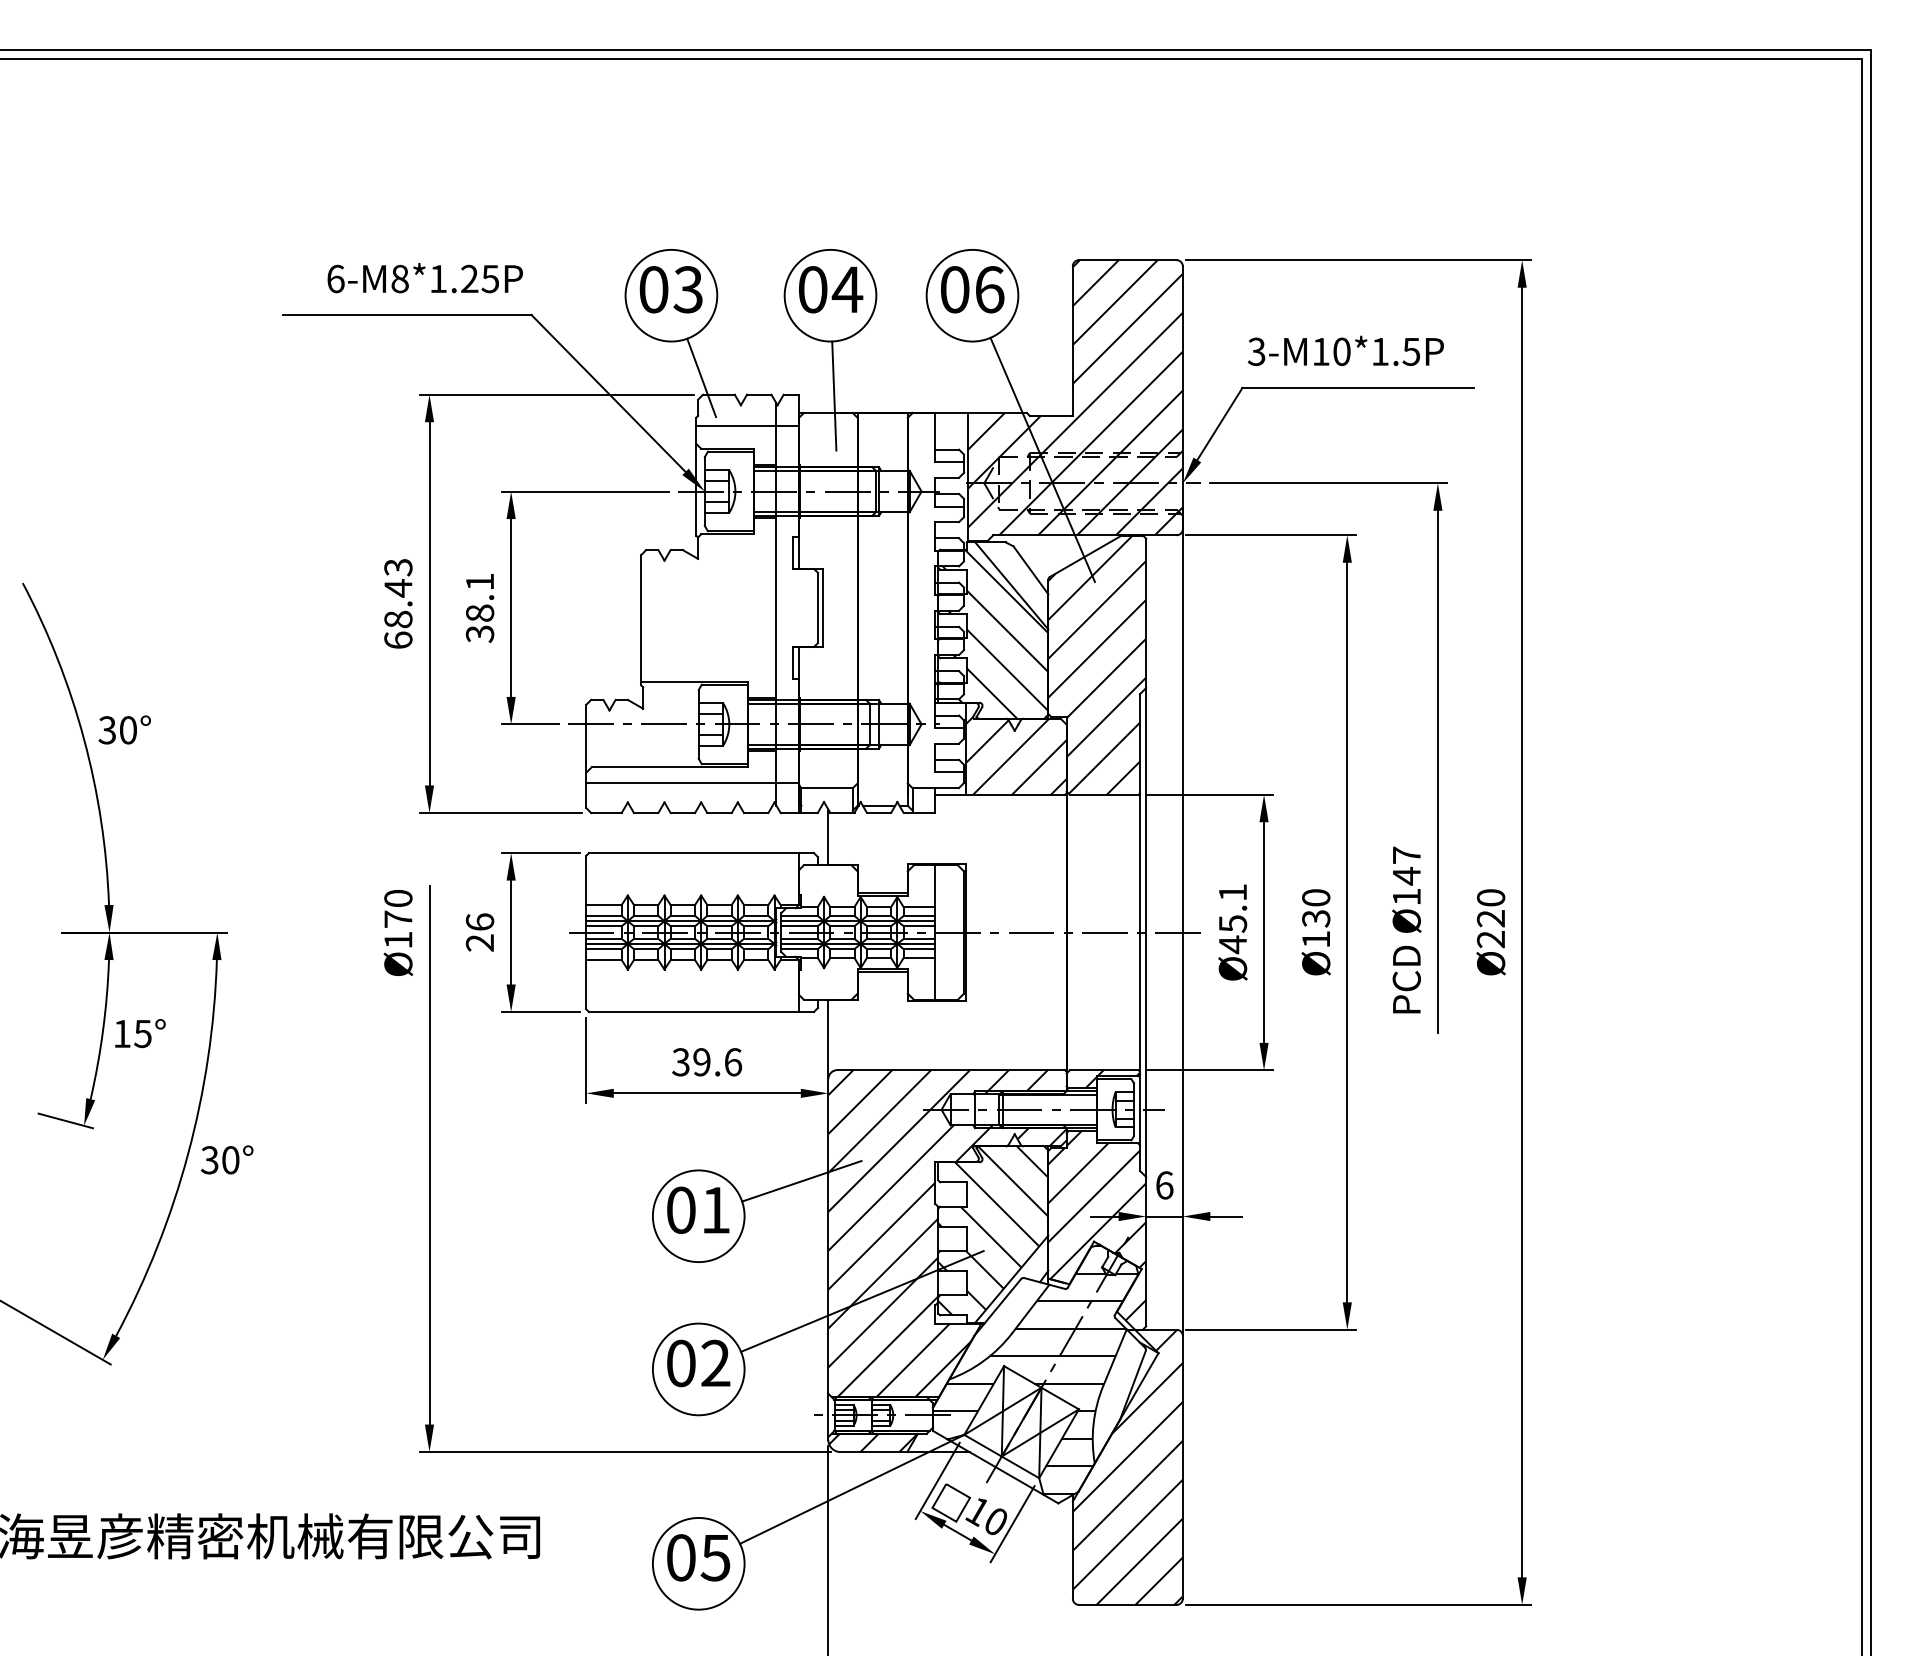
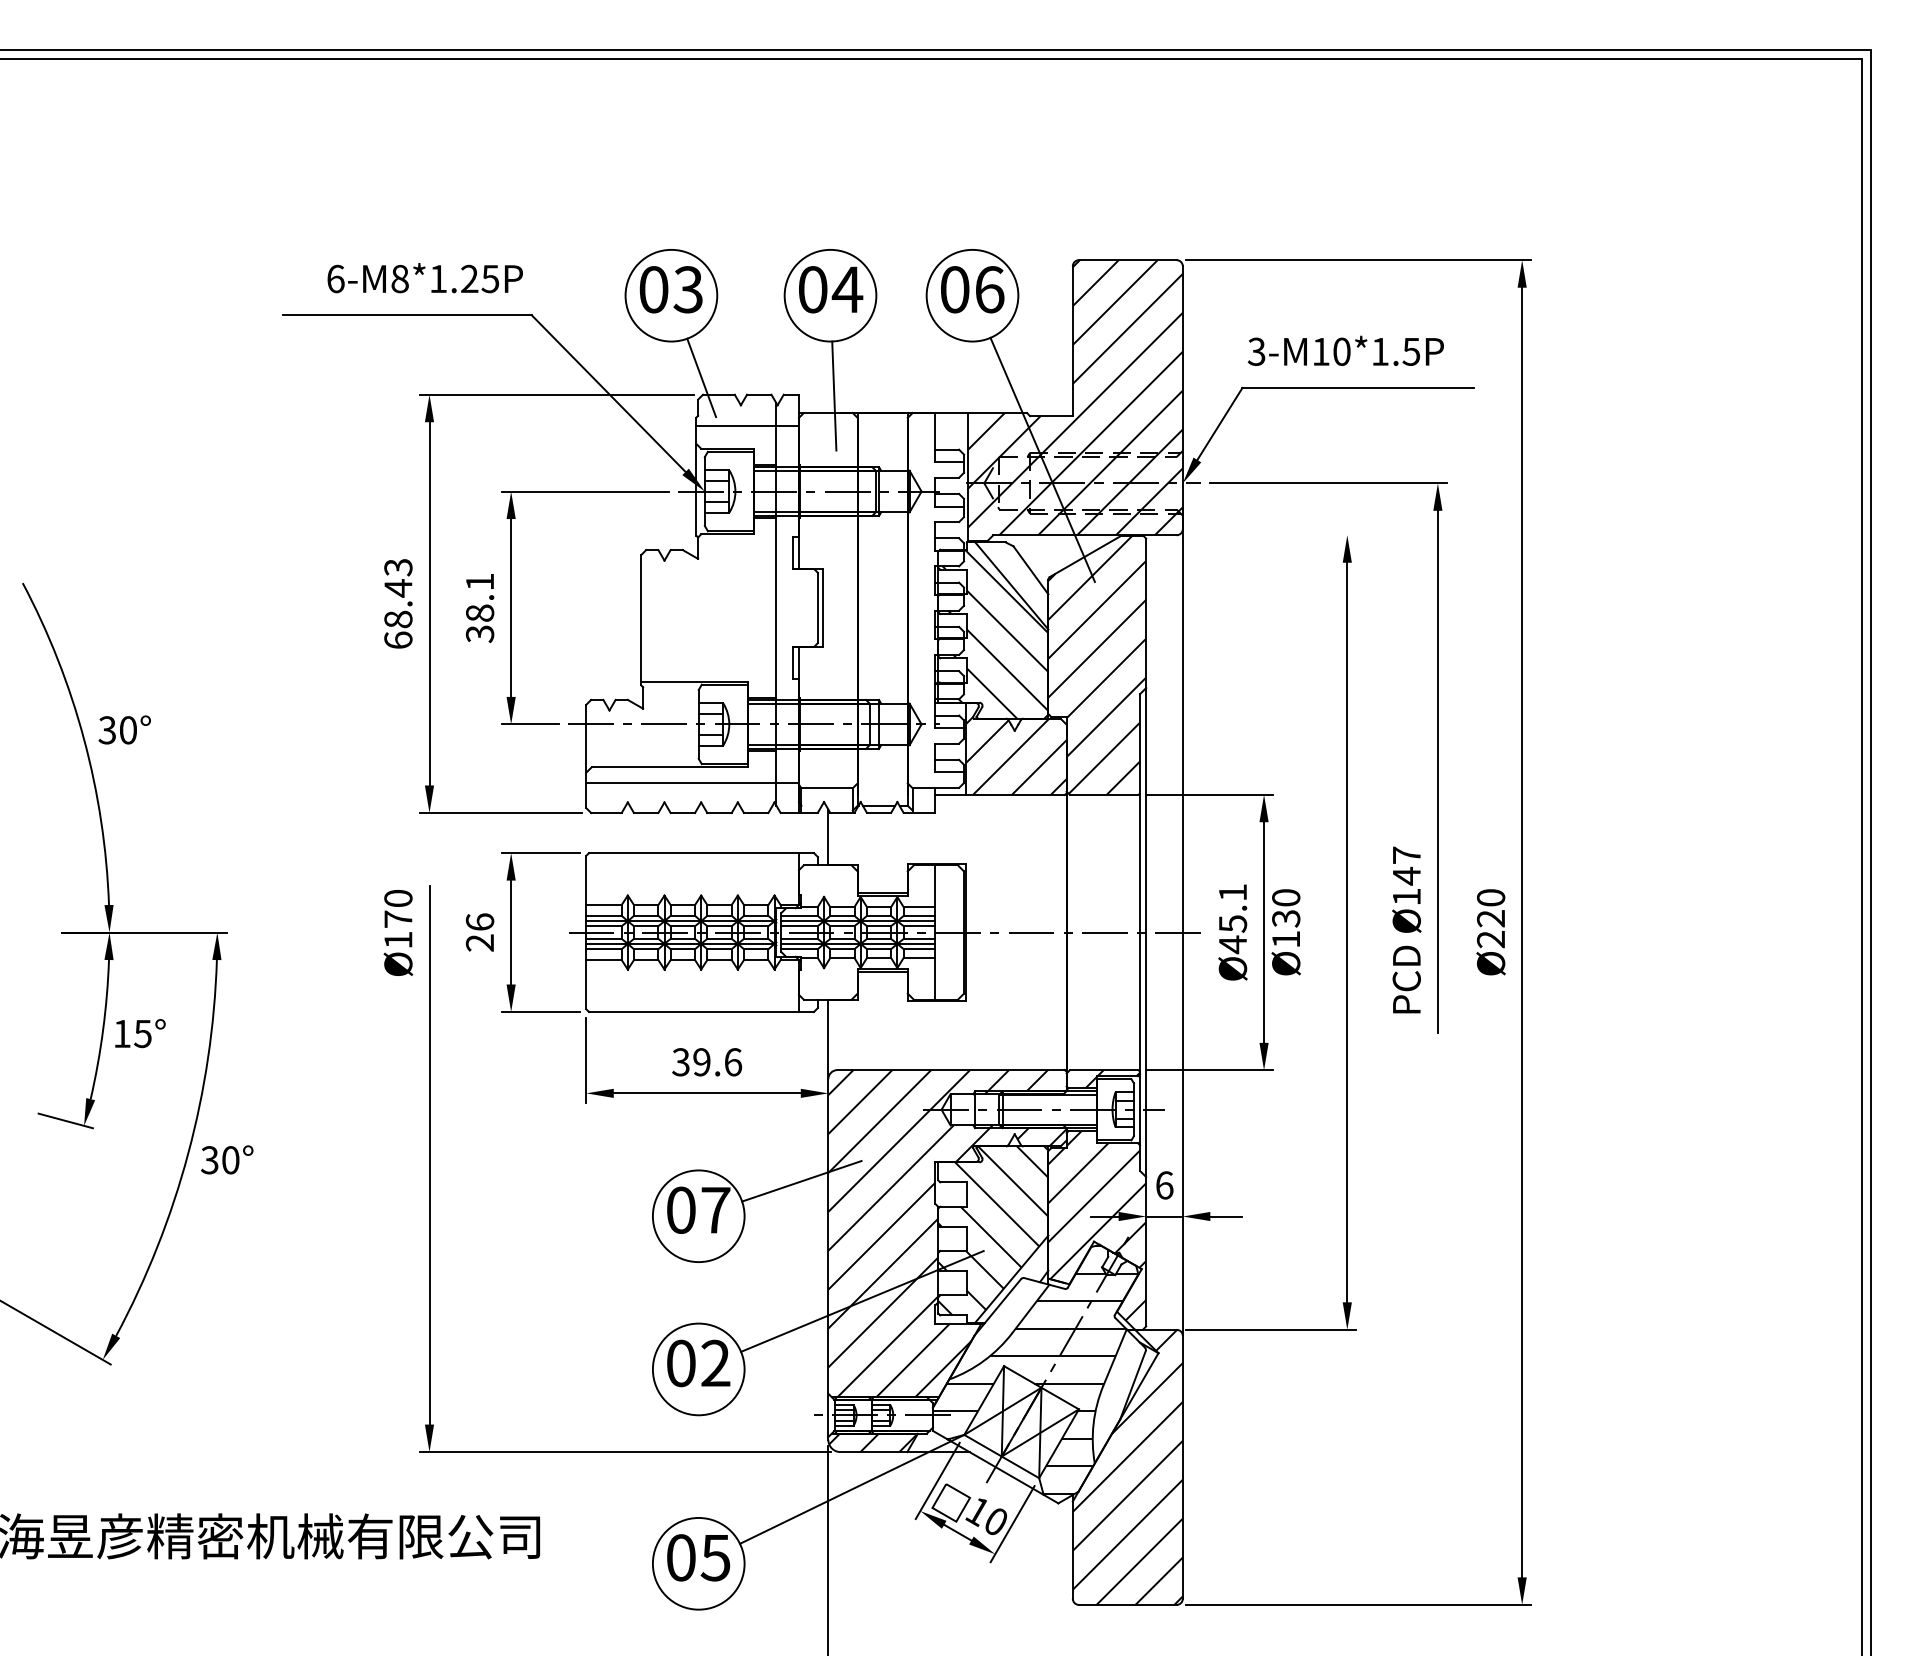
line: present -> none (1270, 535)
text position: (1315, 932) -> (1285, 932) (1285, 932)
text: 01 -> 07 (715, 1210)
